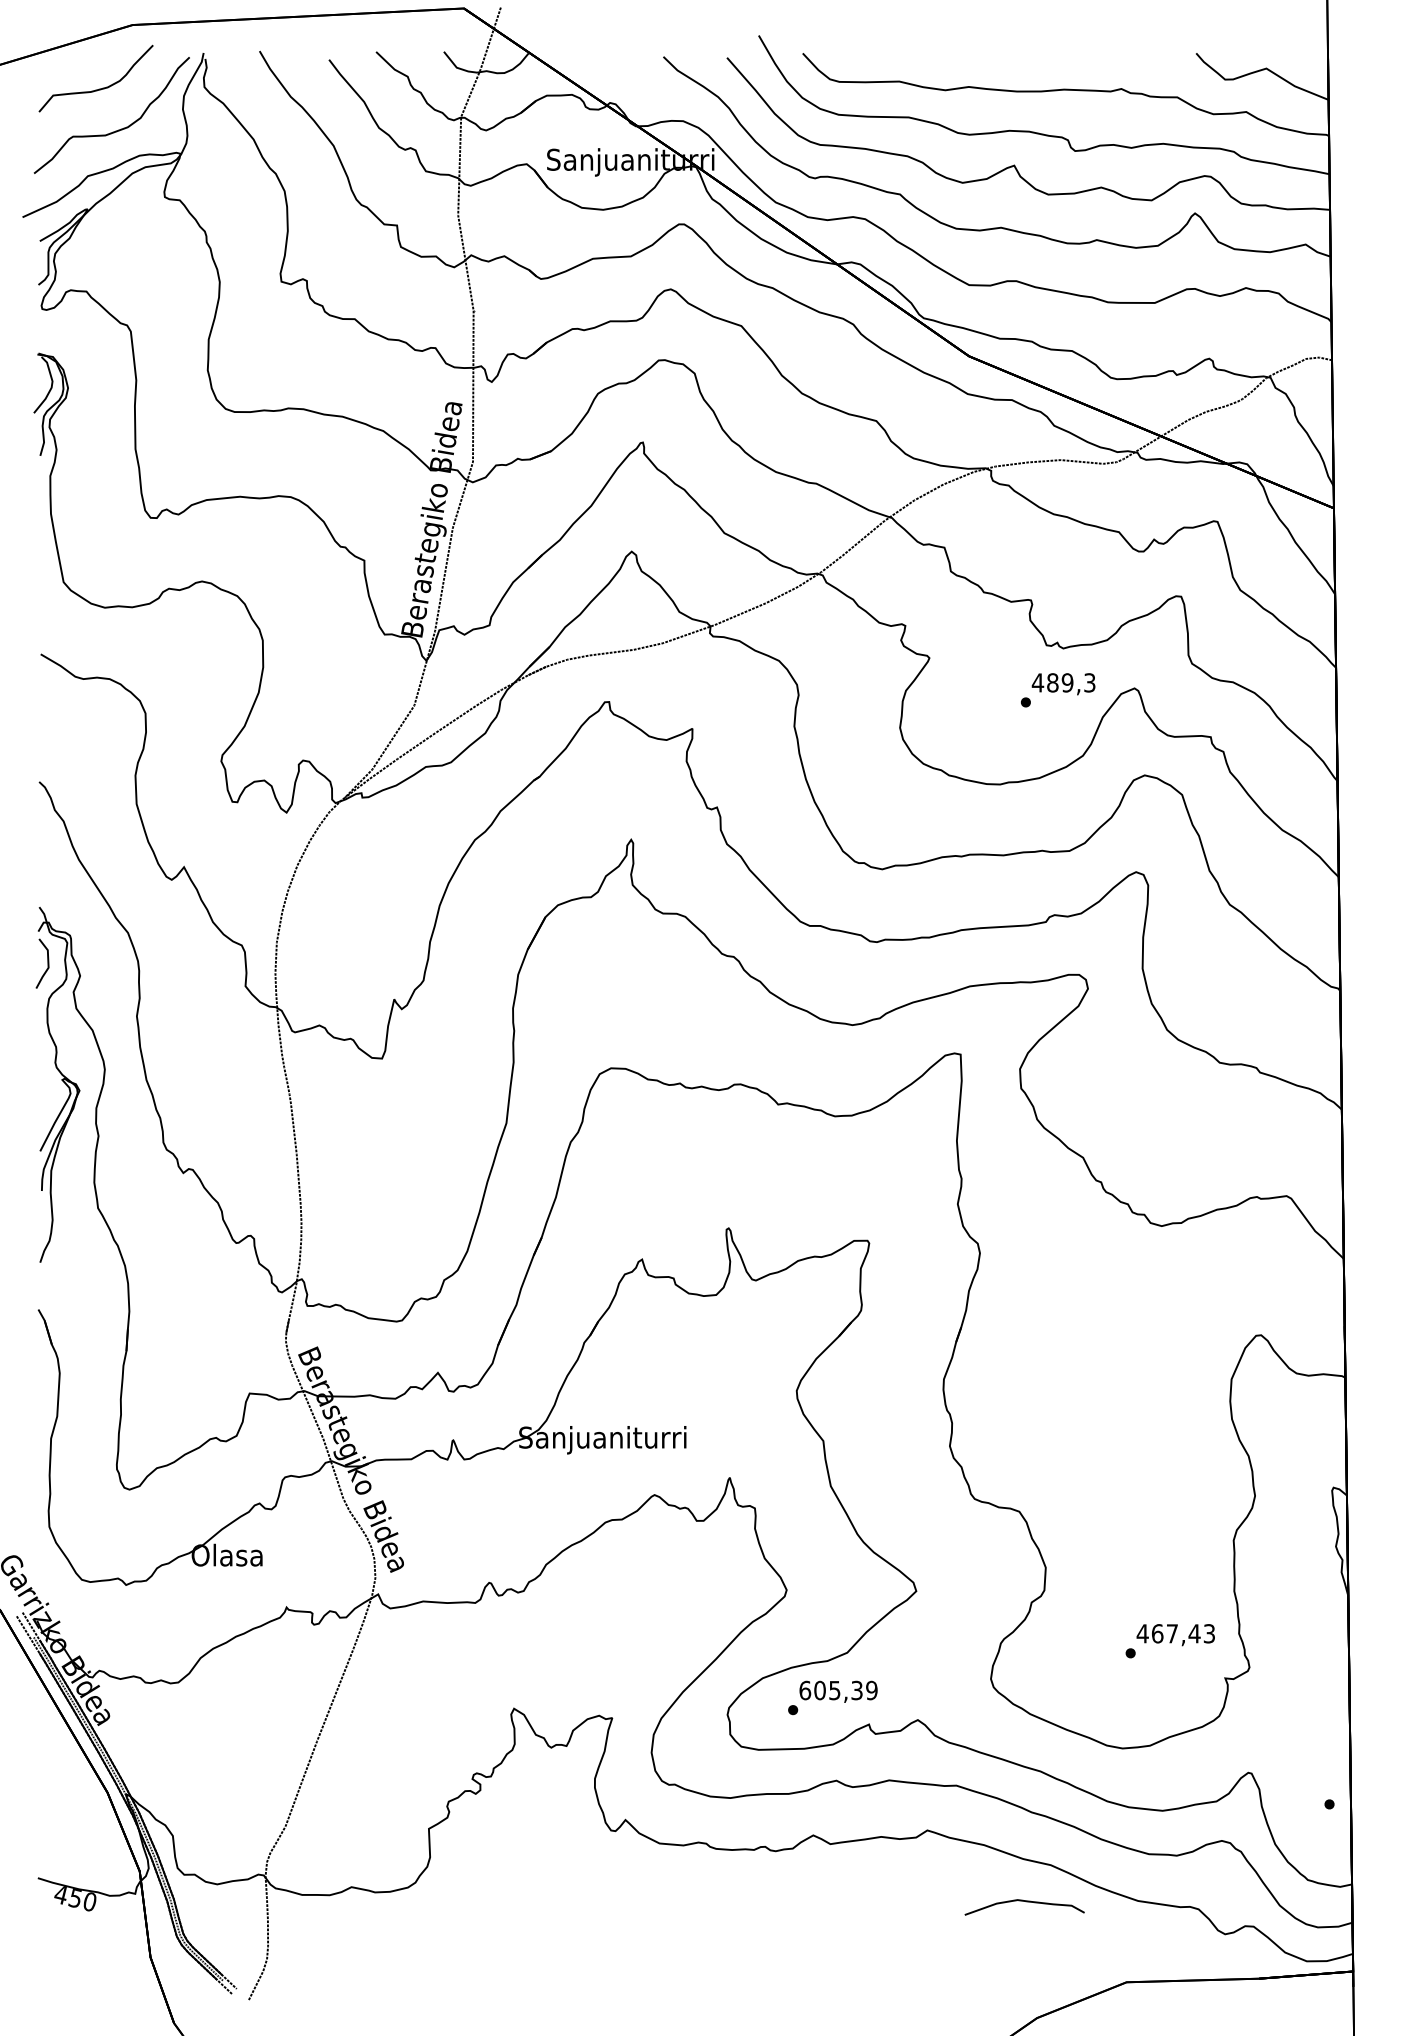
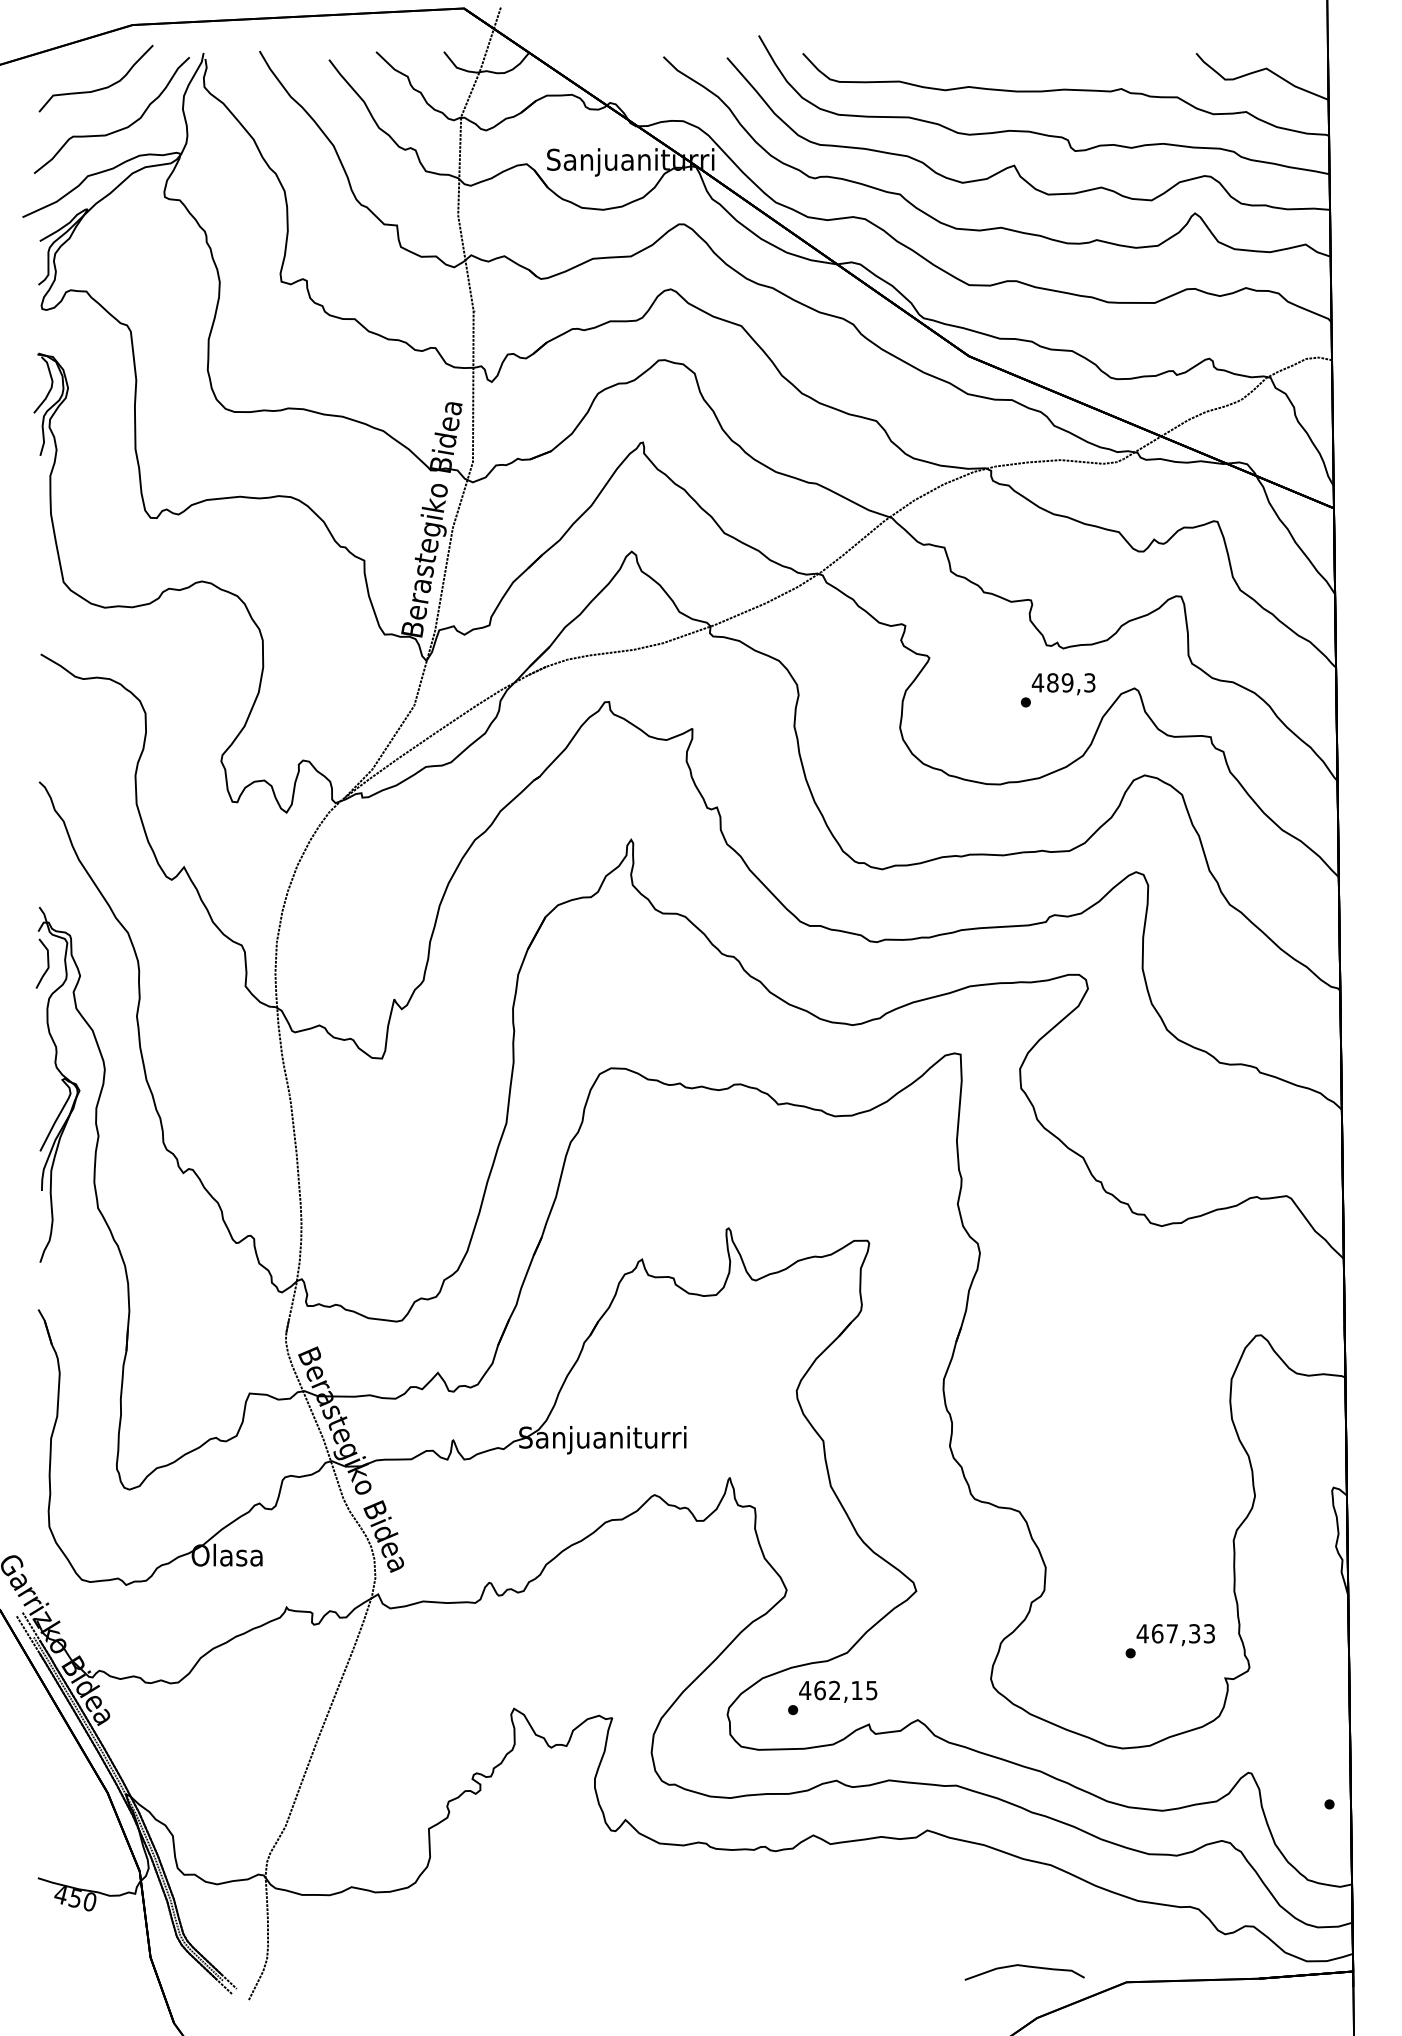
text: 467,43 -> 467,33 (1194, 1633)
text: 605,39 -> 462,15 (838, 1690)
part position: (1024, 1907) -> (1024, 1972) (1024, 1972)
